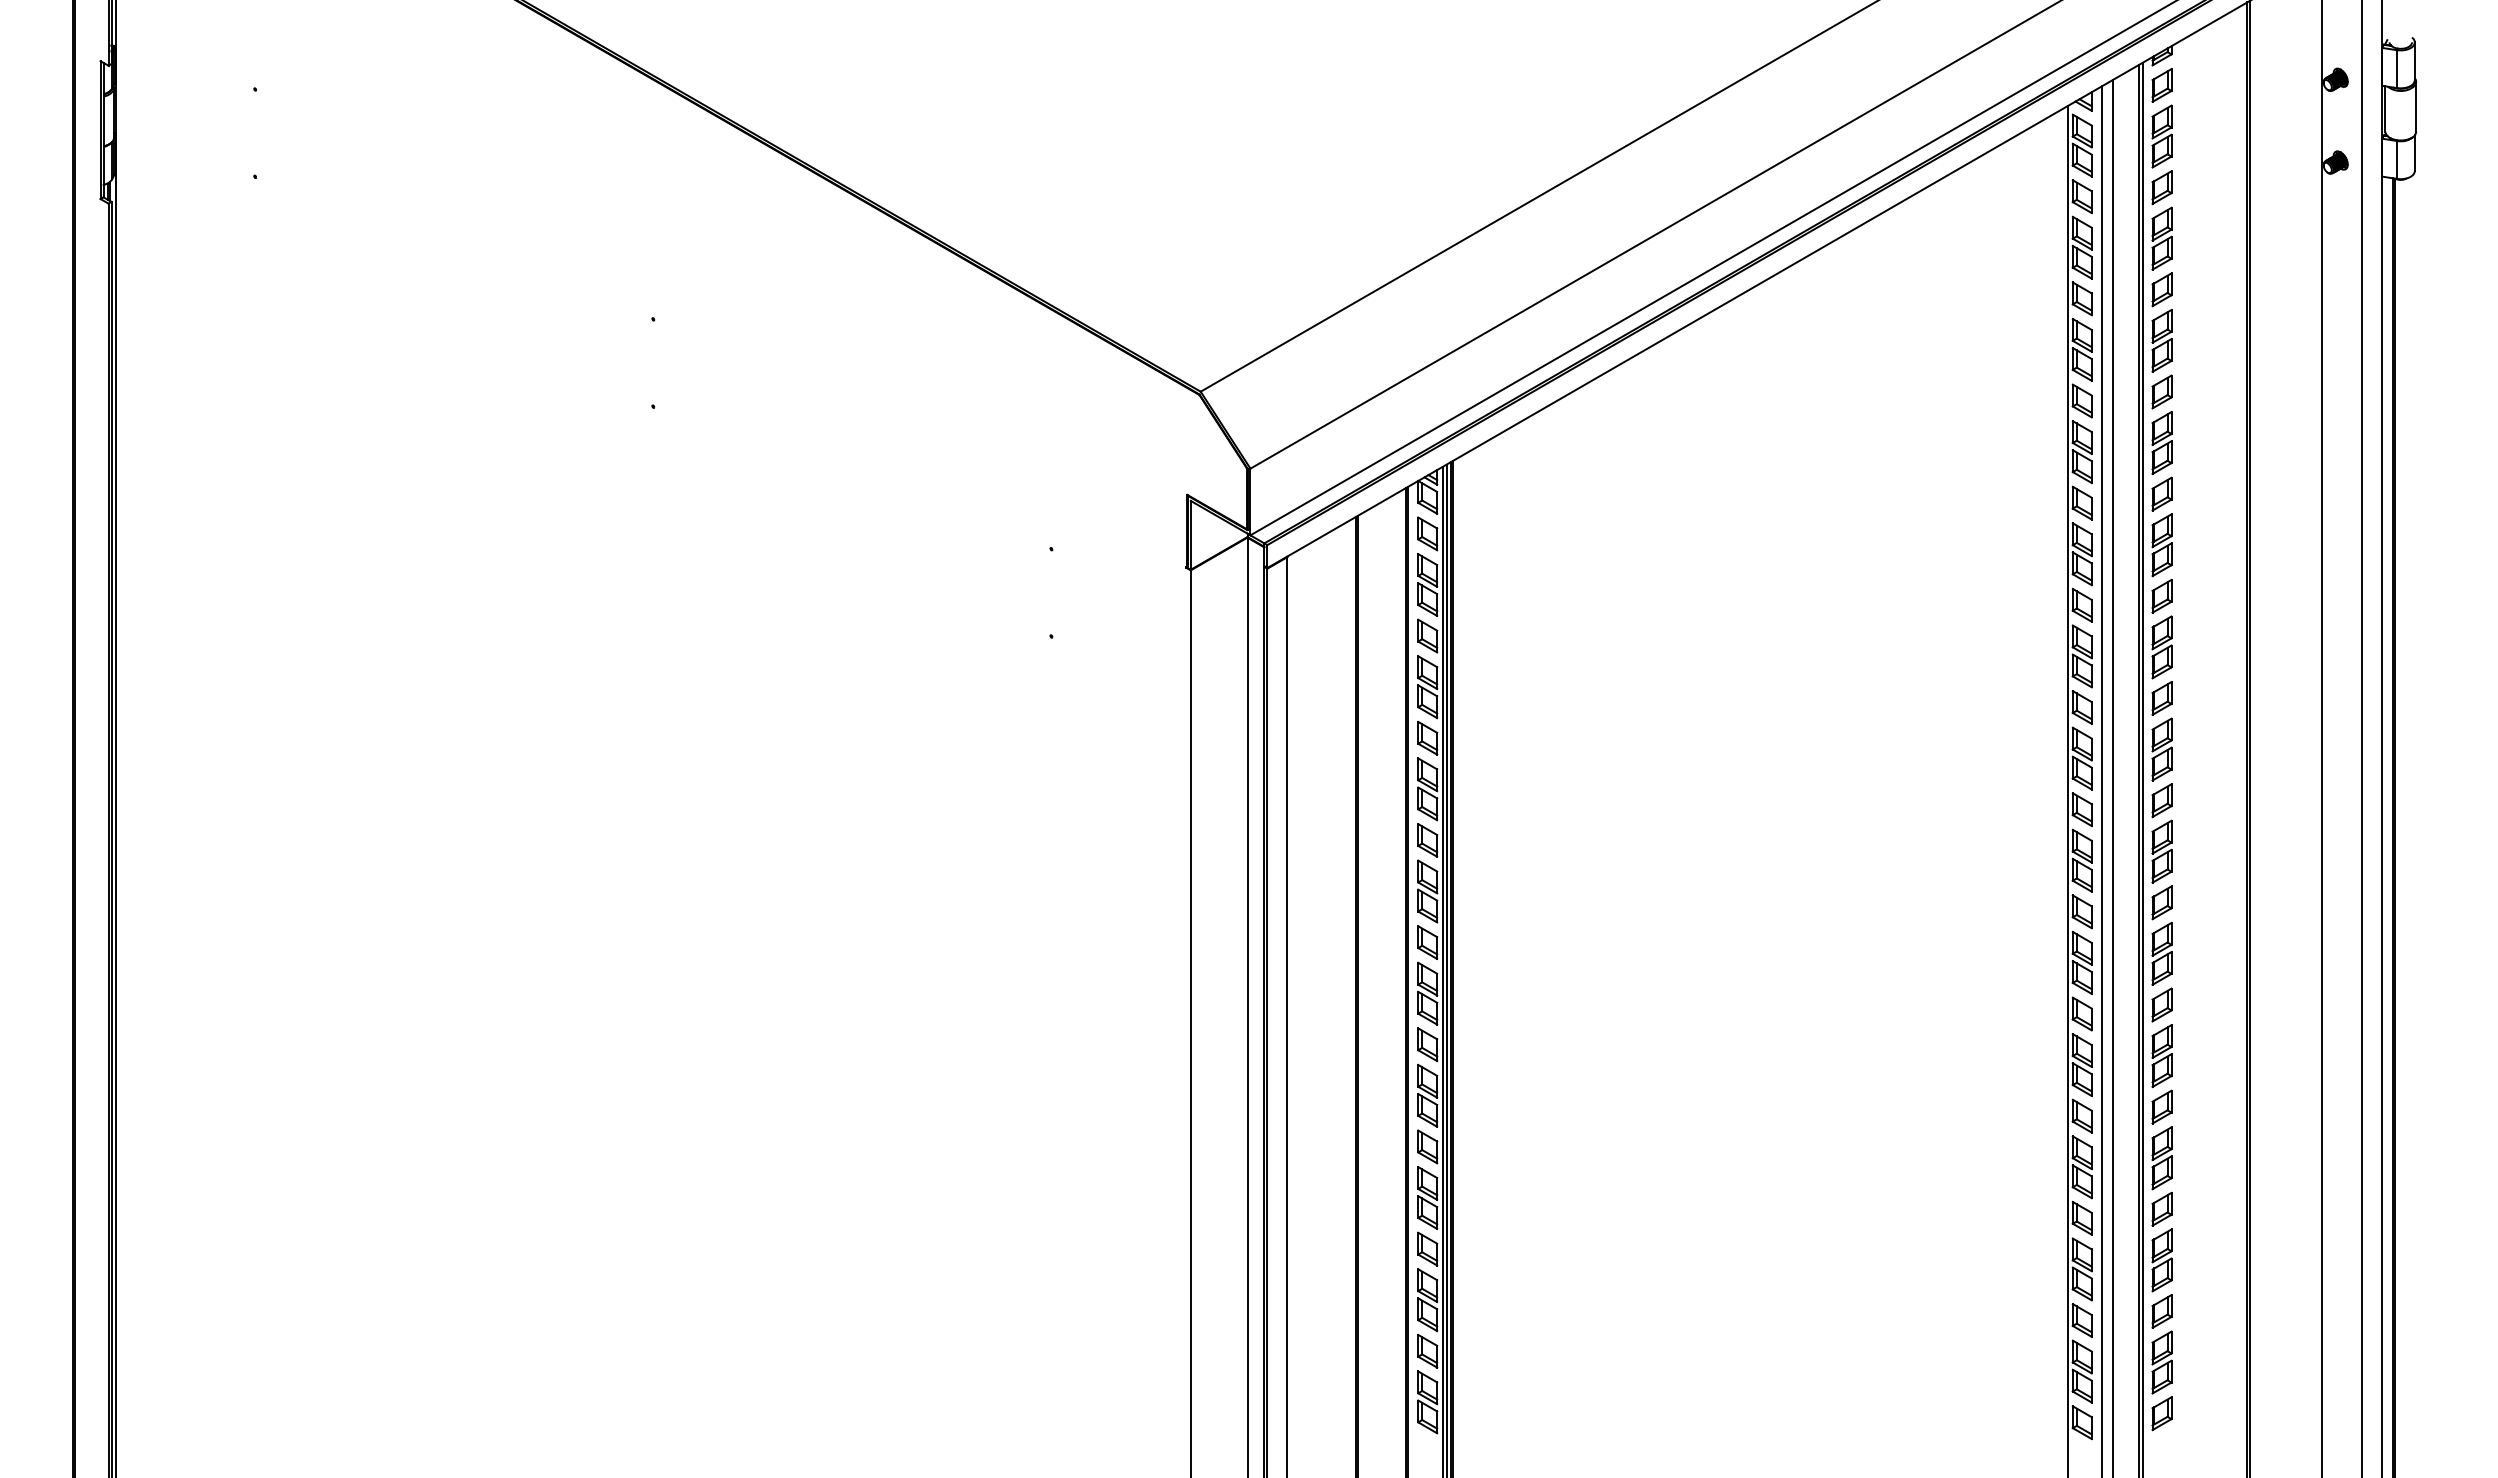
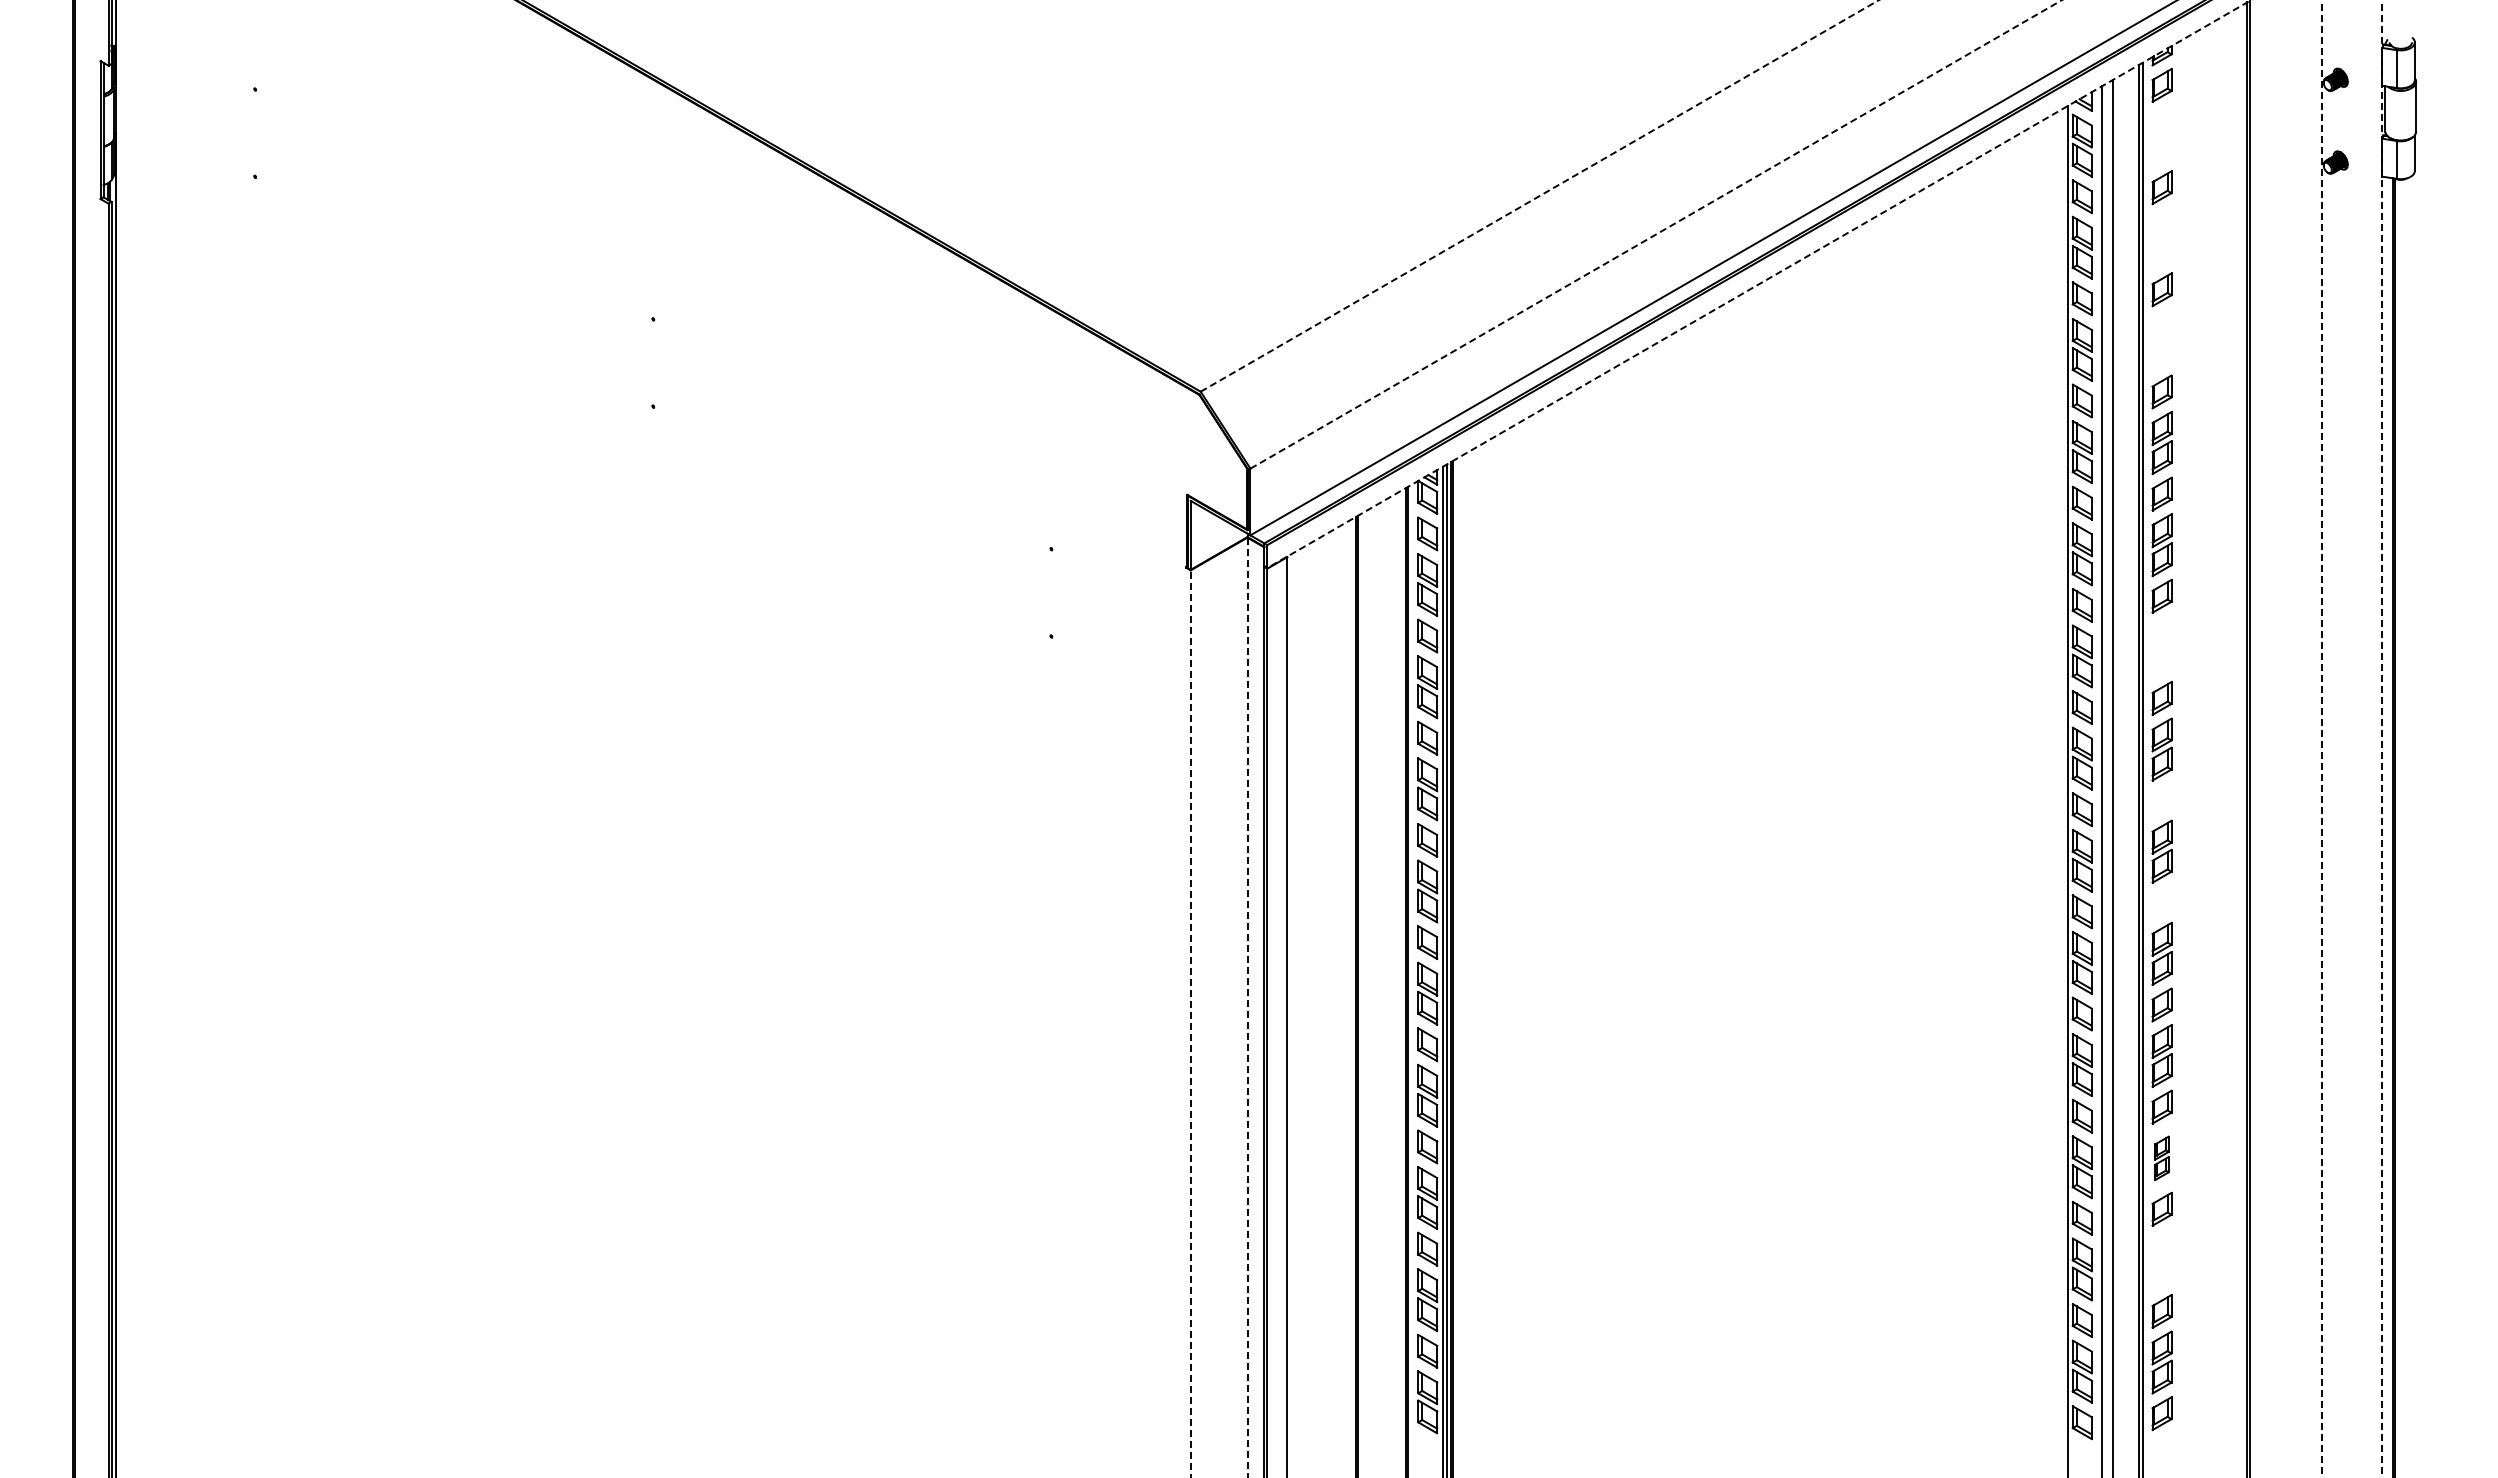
part: present -> none (2161, 136)
line: solid -> dashed (1540, 195)
line: solid -> dashed (1656, 234)
part: present -> none (2161, 238)
line: solid -> dashed (1758, 284)
part: present -> none (2161, 340)
part: present -> none (2161, 647)
line: present -> none (2362, 738)
line: solid -> dashed (2381, 738)
line: solid -> dashed (2322, 739)
part: present -> none (2161, 800)
part: present -> none (2161, 902)
line: solid -> dashed (1247, 1007)
line: solid -> dashed (1190, 1023)
part size: 22x65 px -> 16x46 px (2161, 1157)
part: present -> none (2161, 1260)
